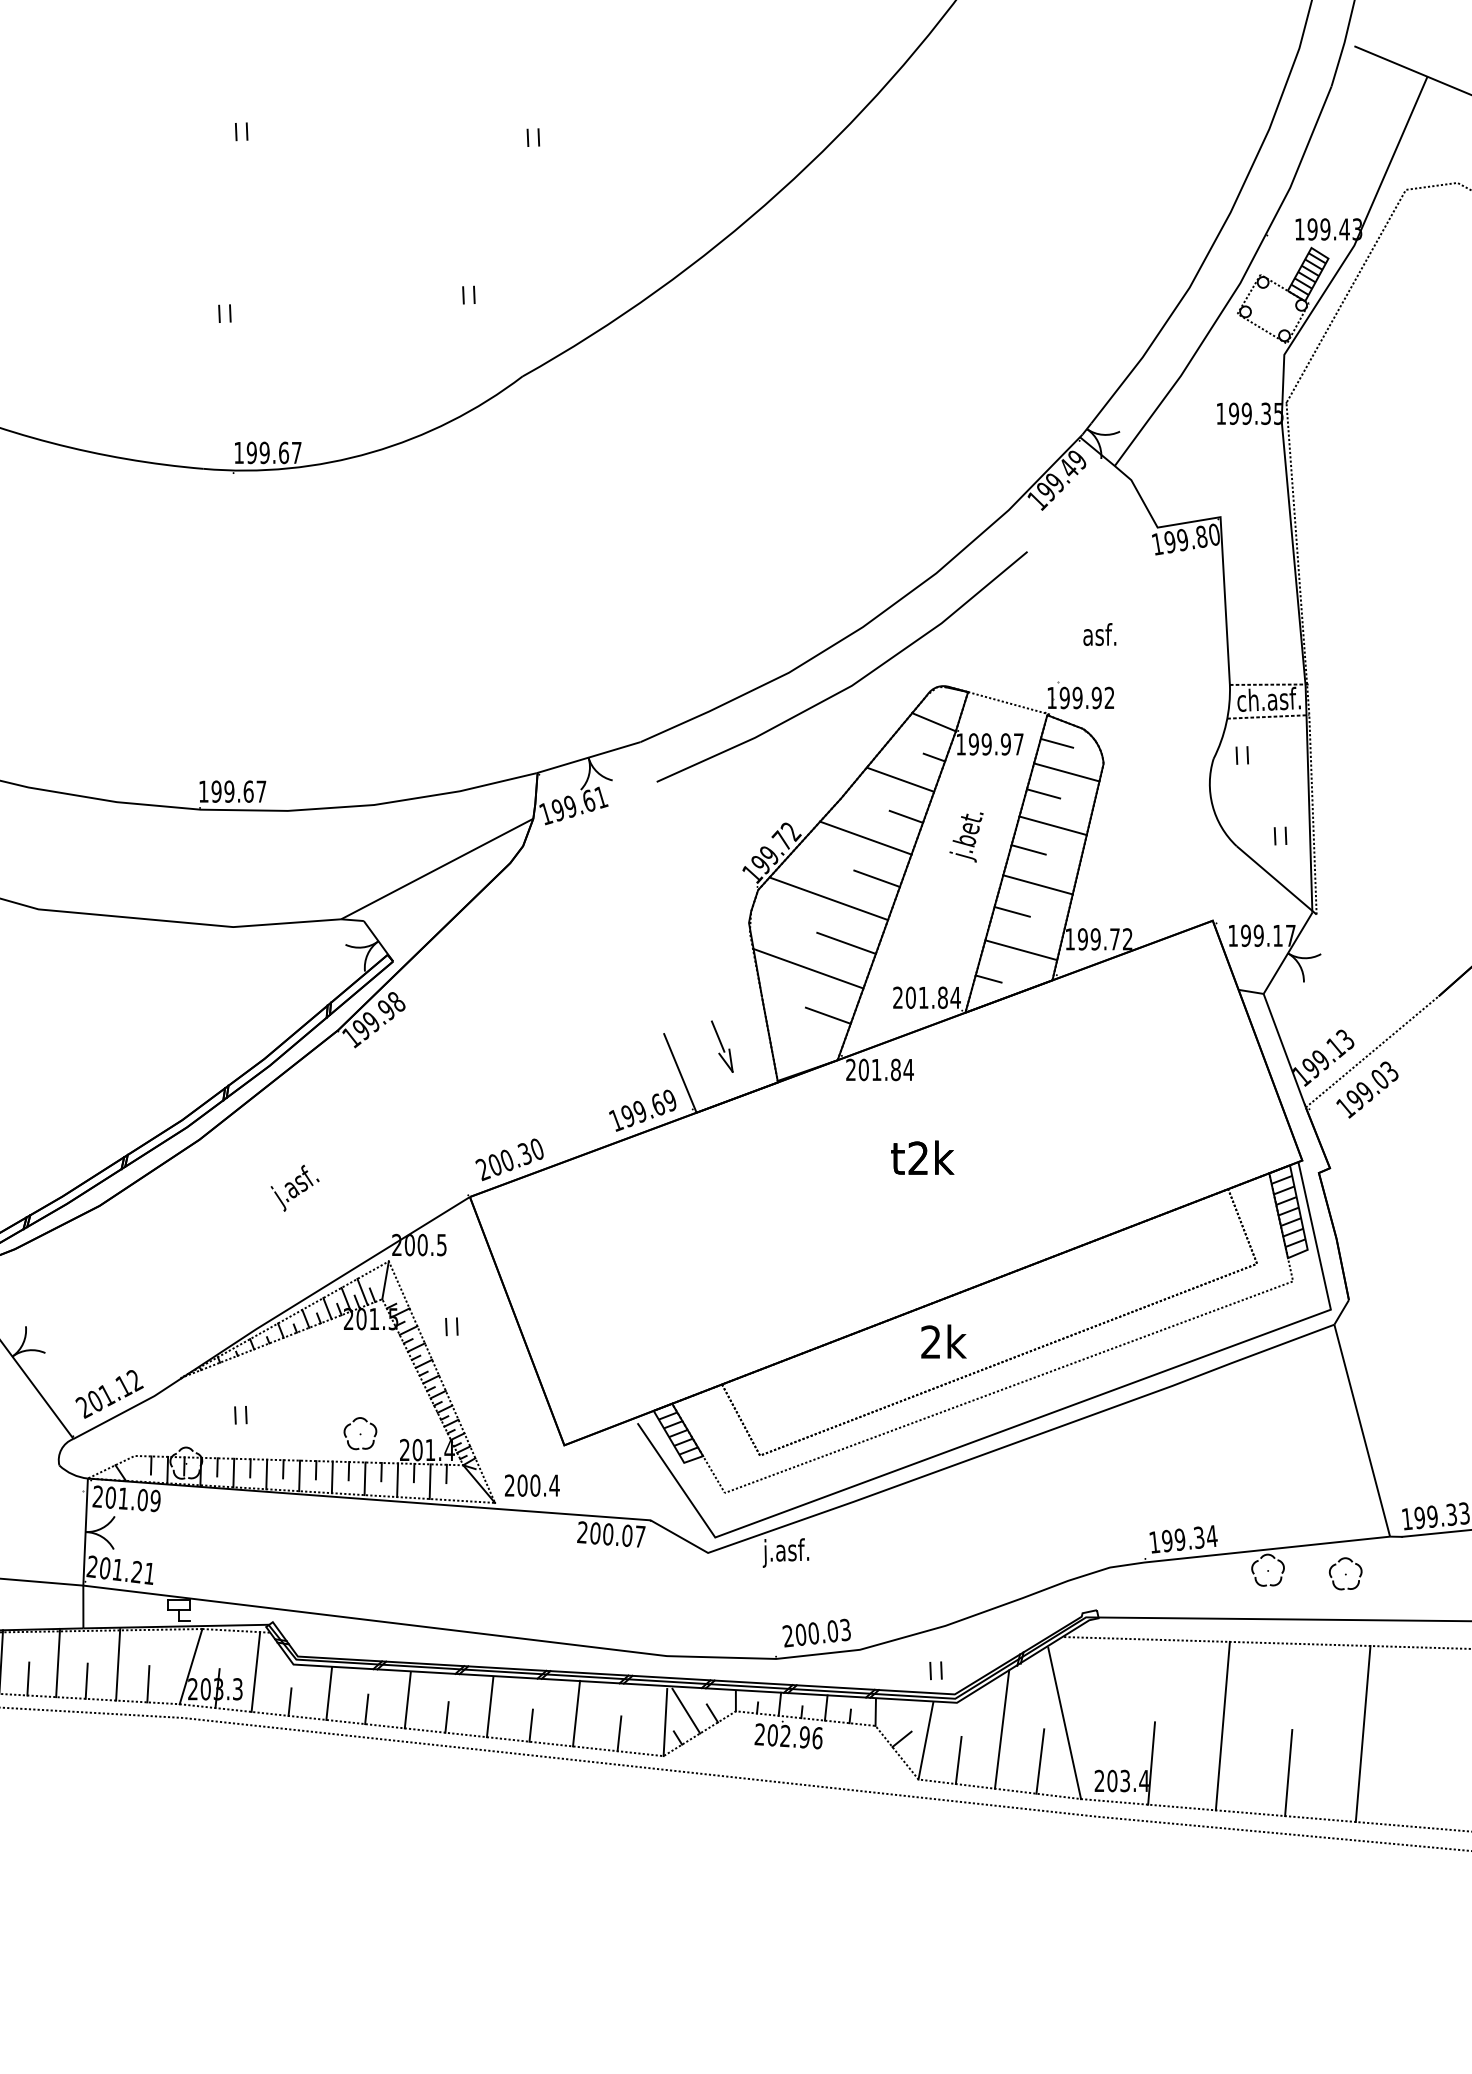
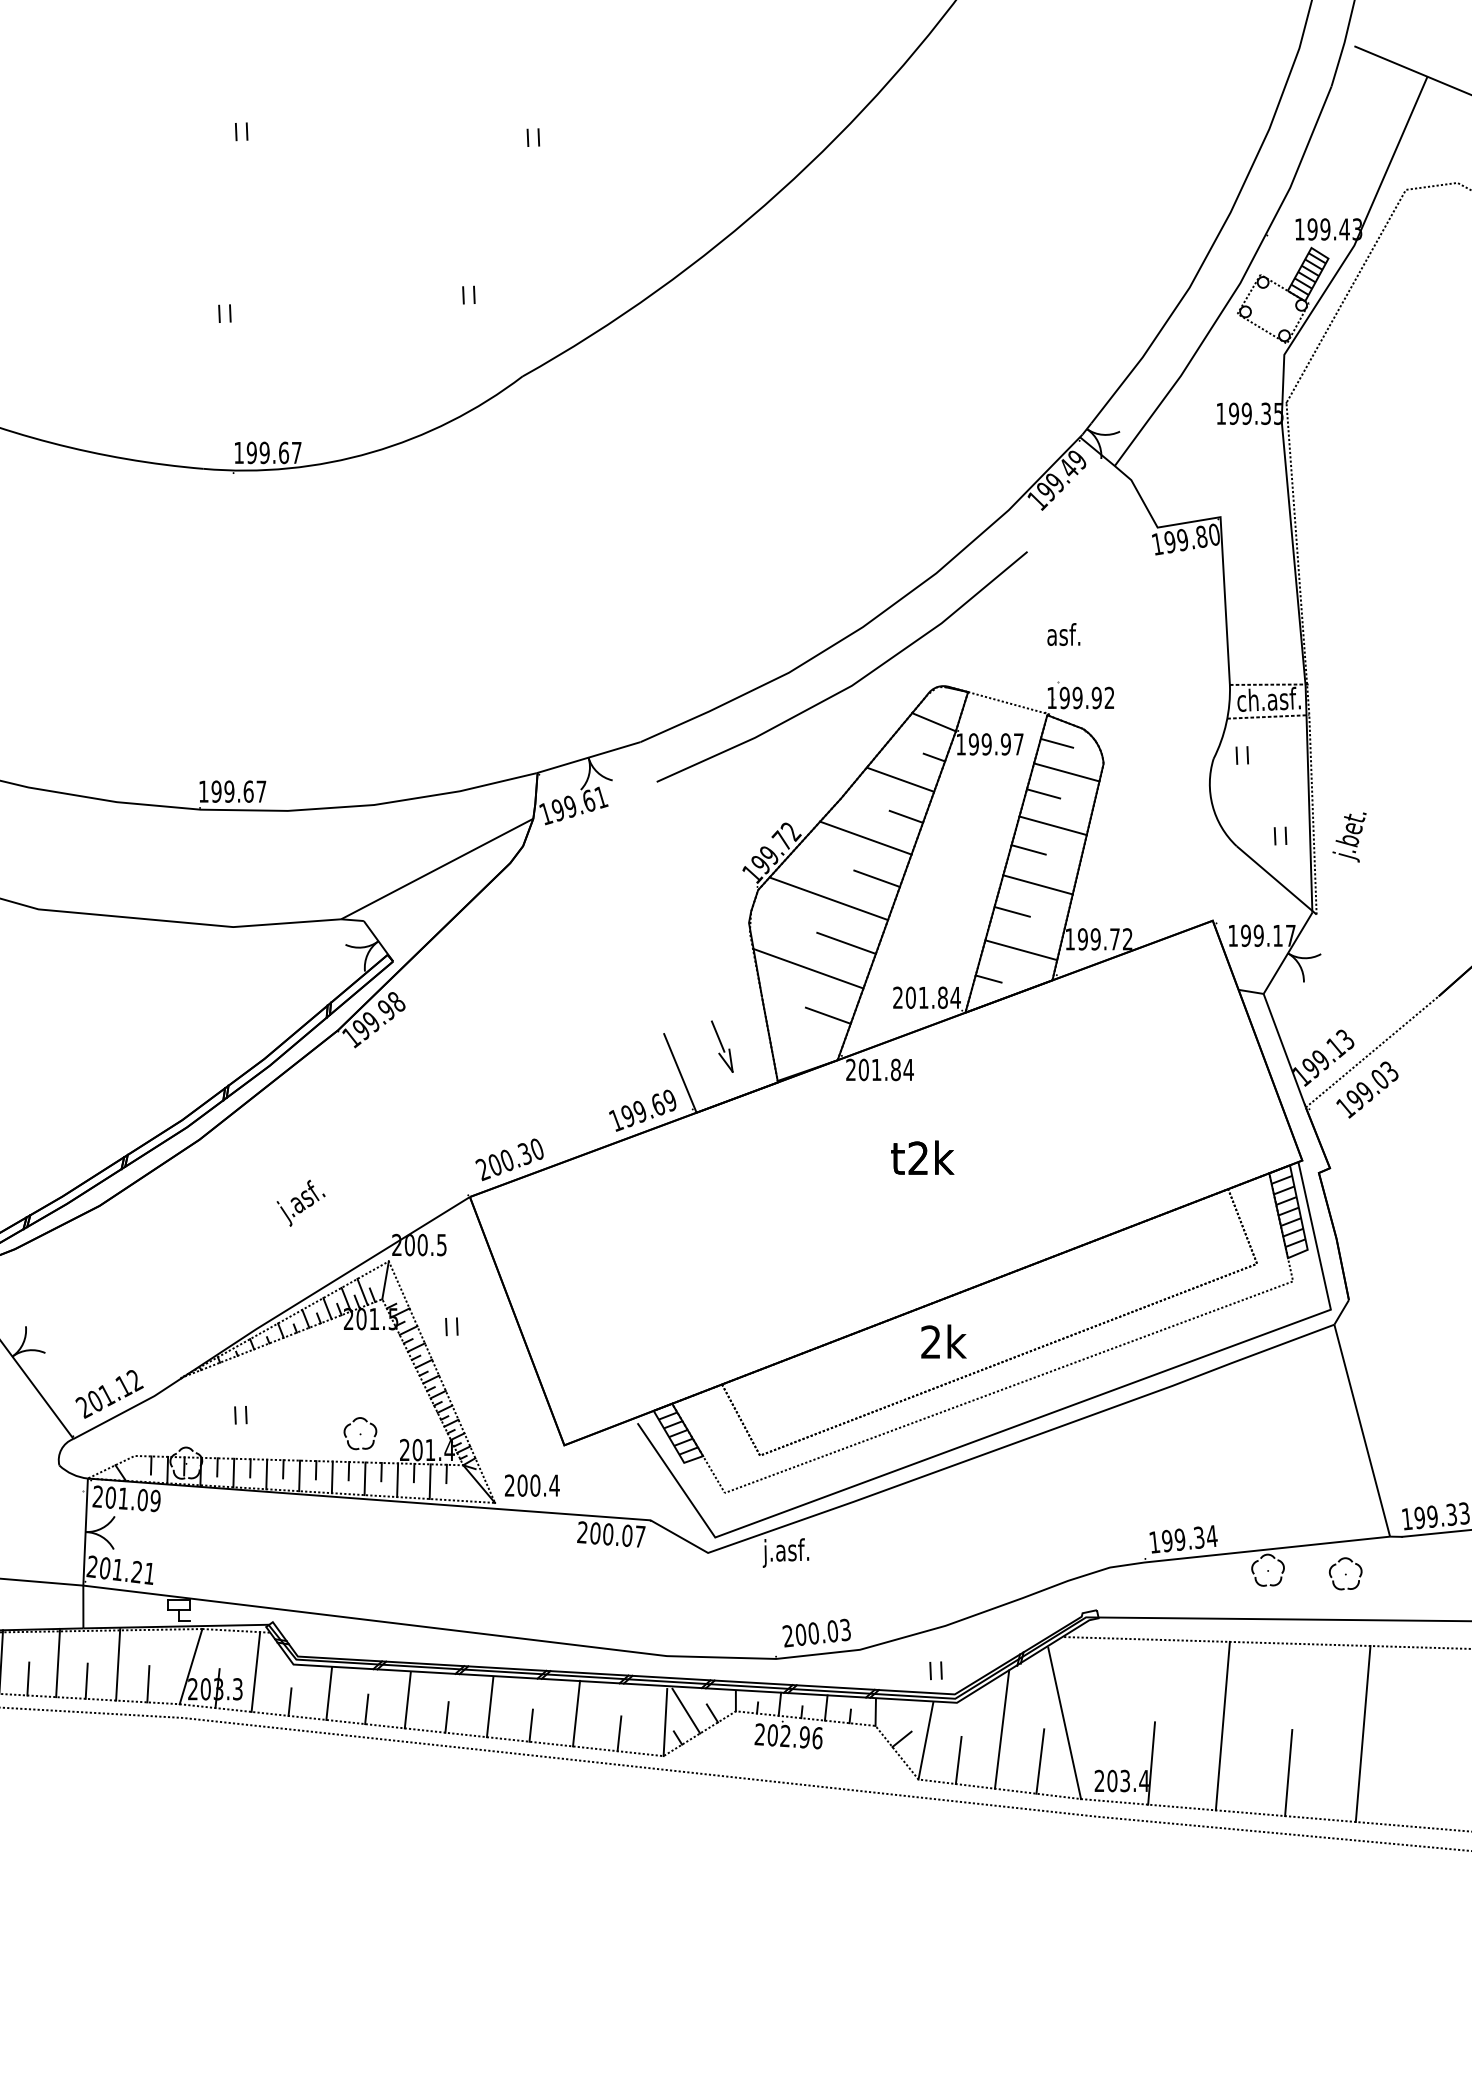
text position: (1099, 634) -> (1063, 634) (1063, 634)
text position: (966, 837) -> (1349, 837) (1349, 837)
text position: (294, 1187) -> (300, 1202) (300, 1202)
